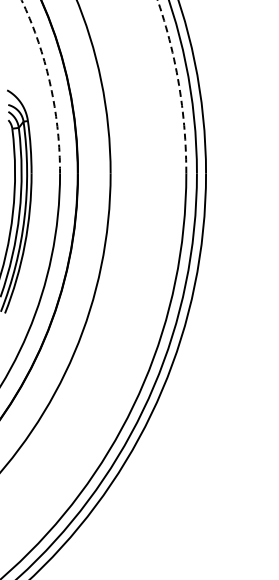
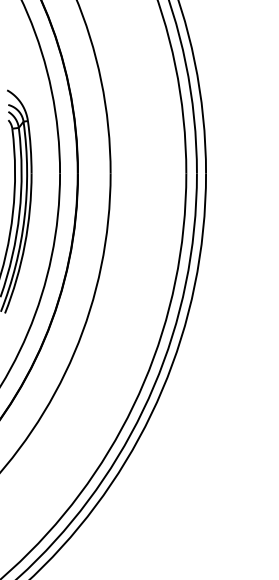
arc: dashed -> solid (50, 84)
arc: dashed -> solid (179, 86)
